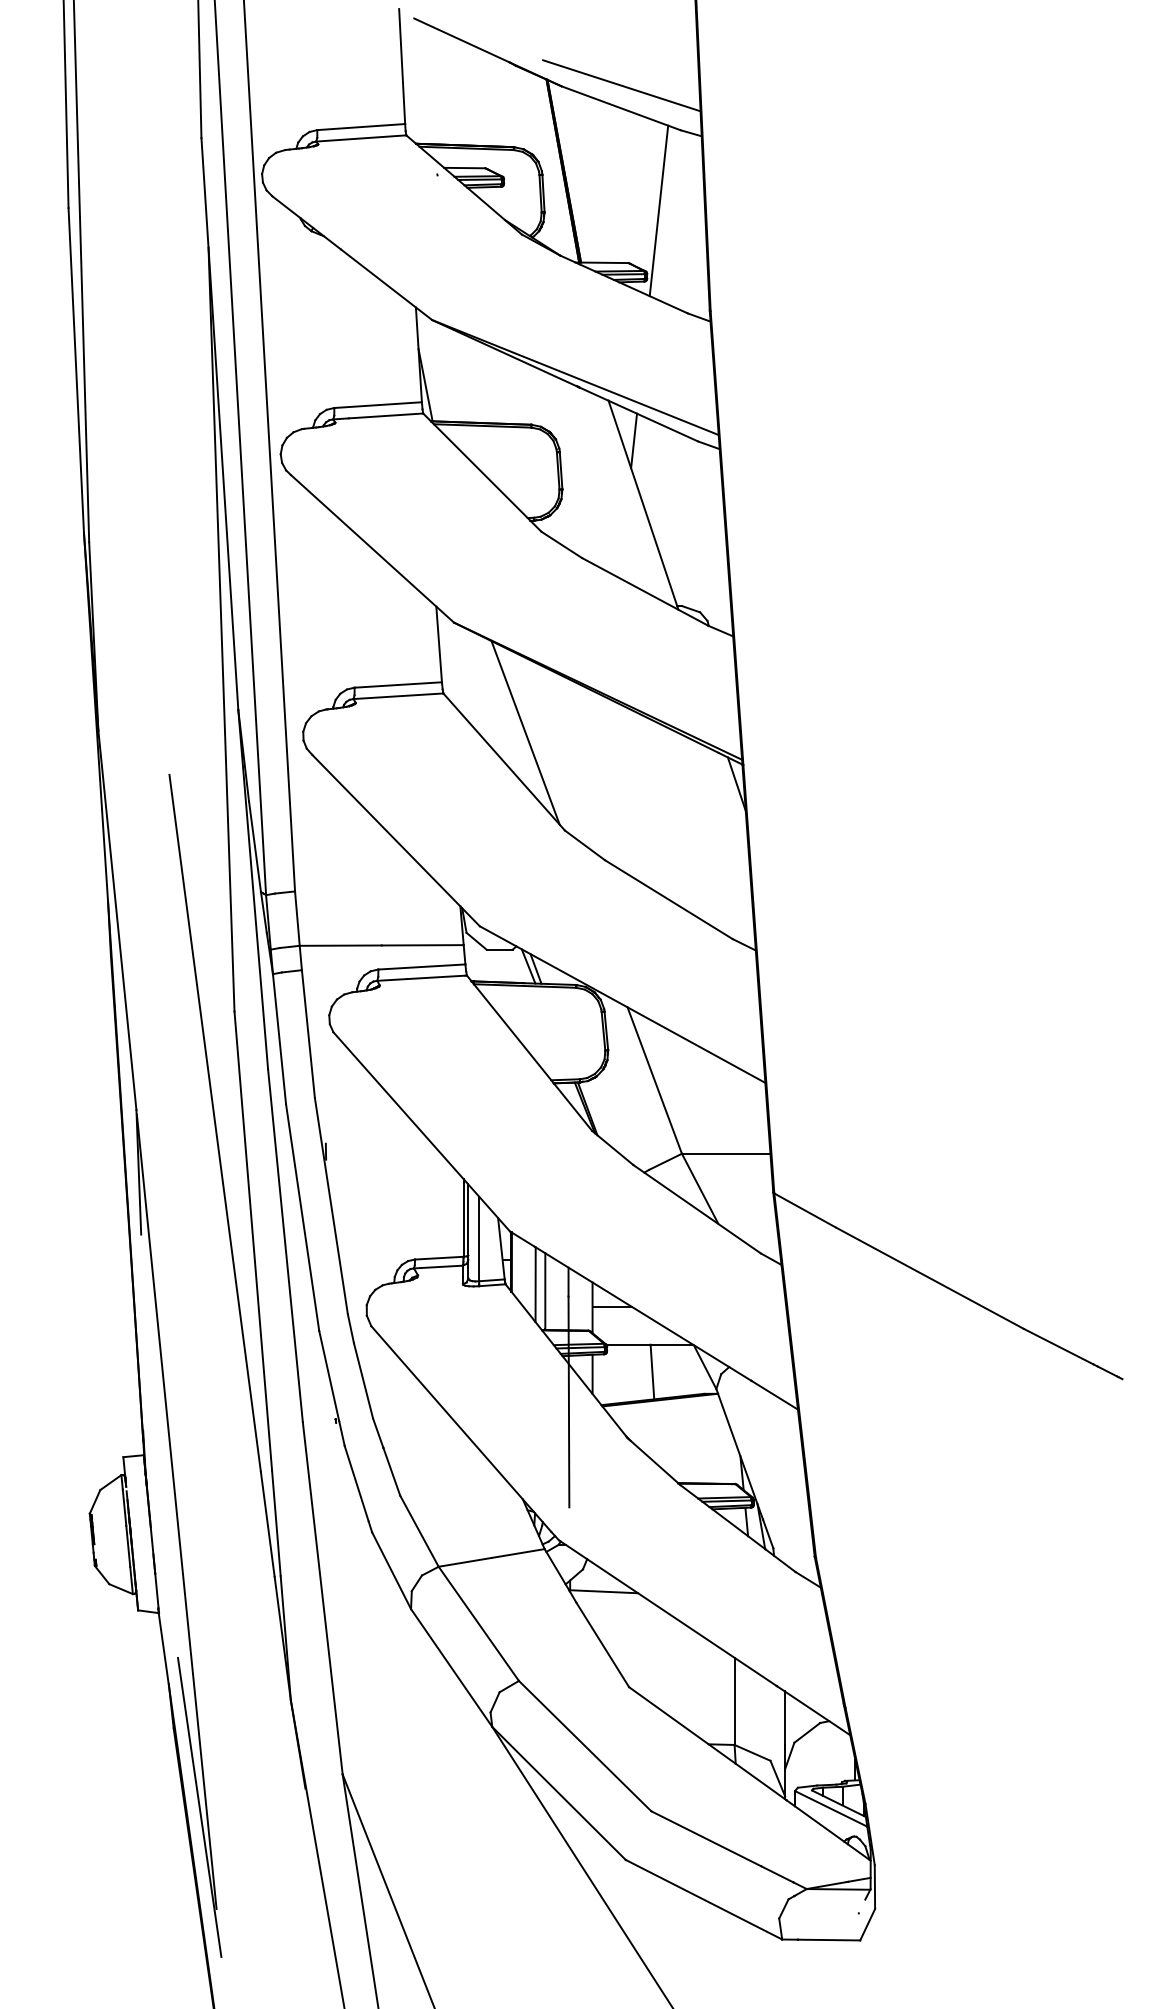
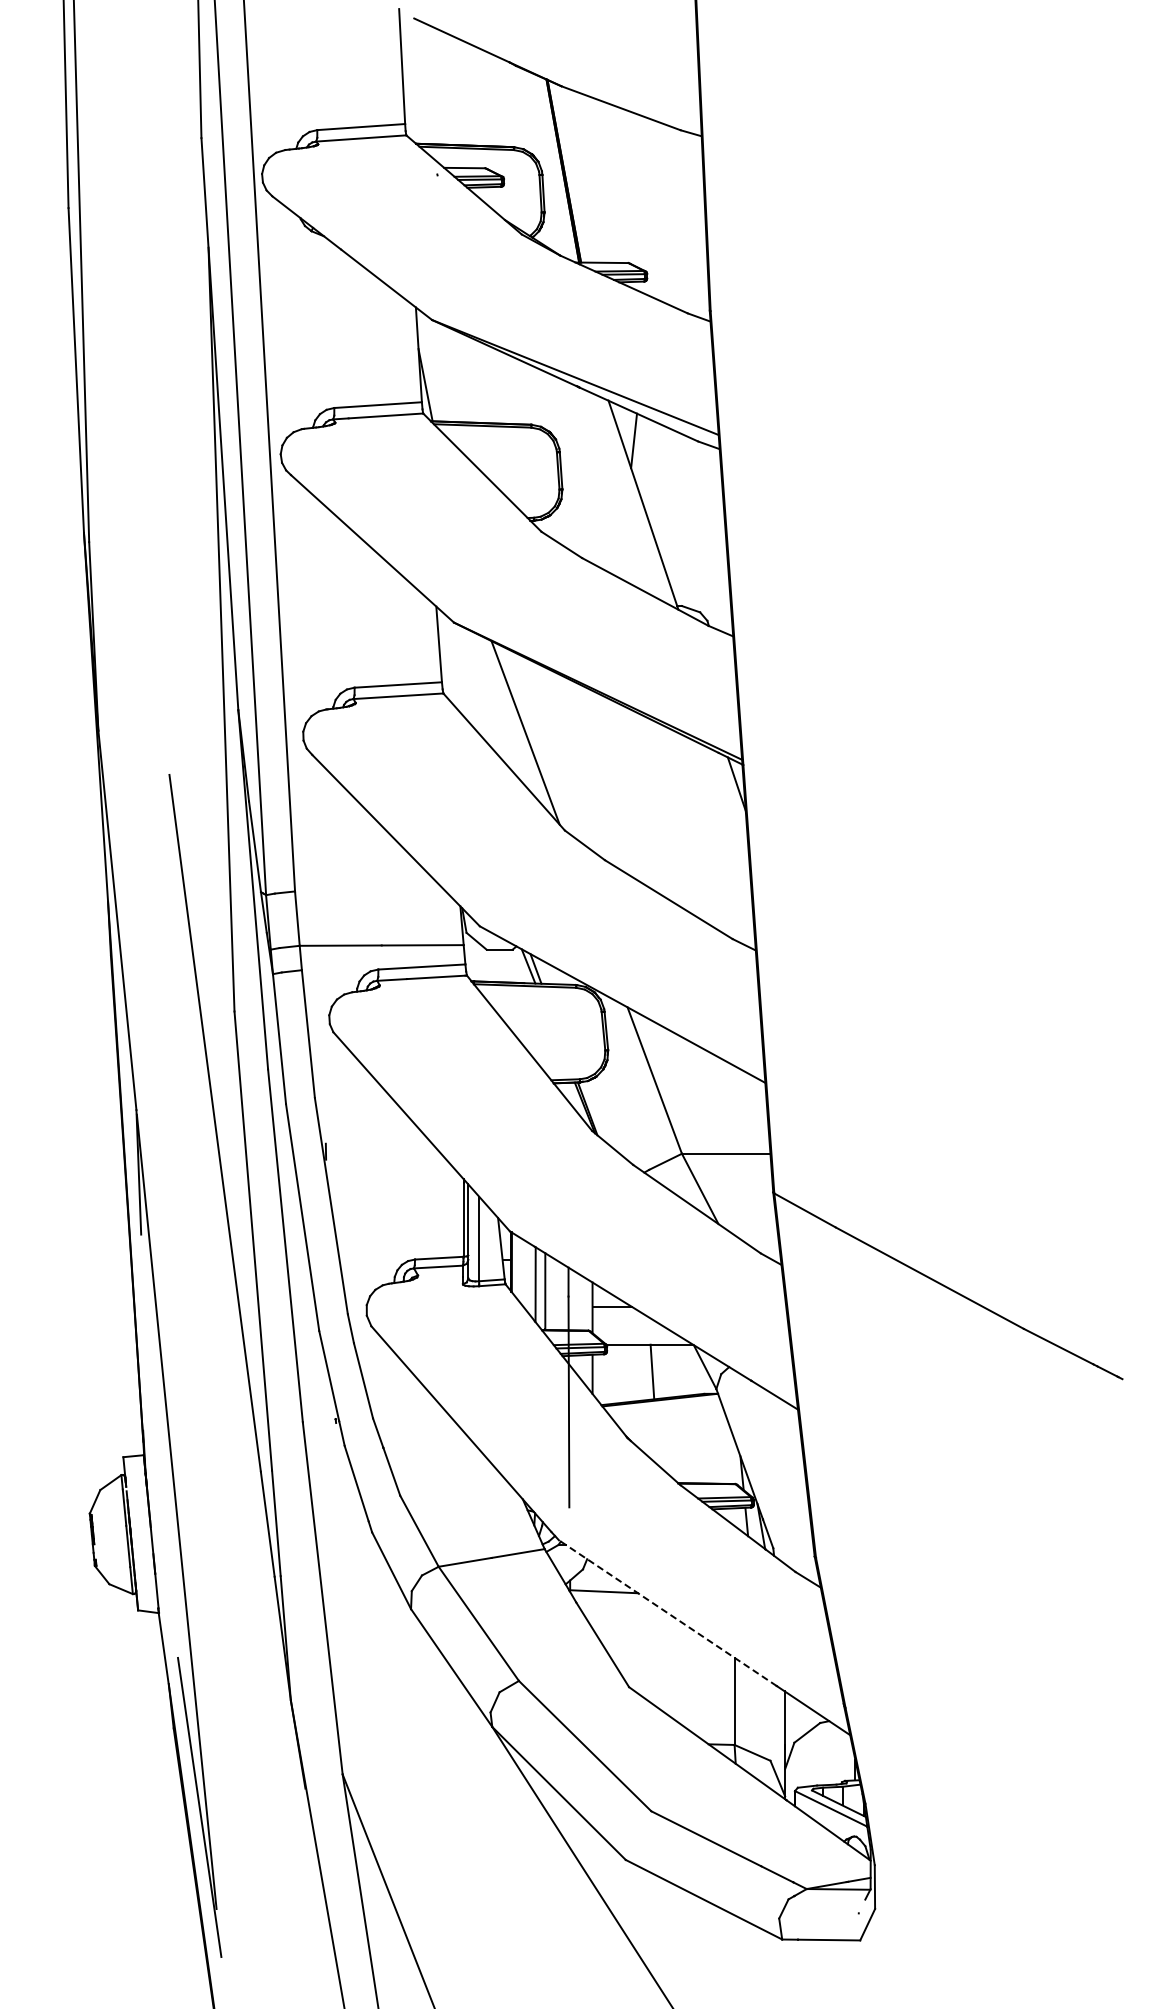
line: present -> none (621, 85)
line: present -> none (658, 210)
line: solid -> dashed (667, 1612)
